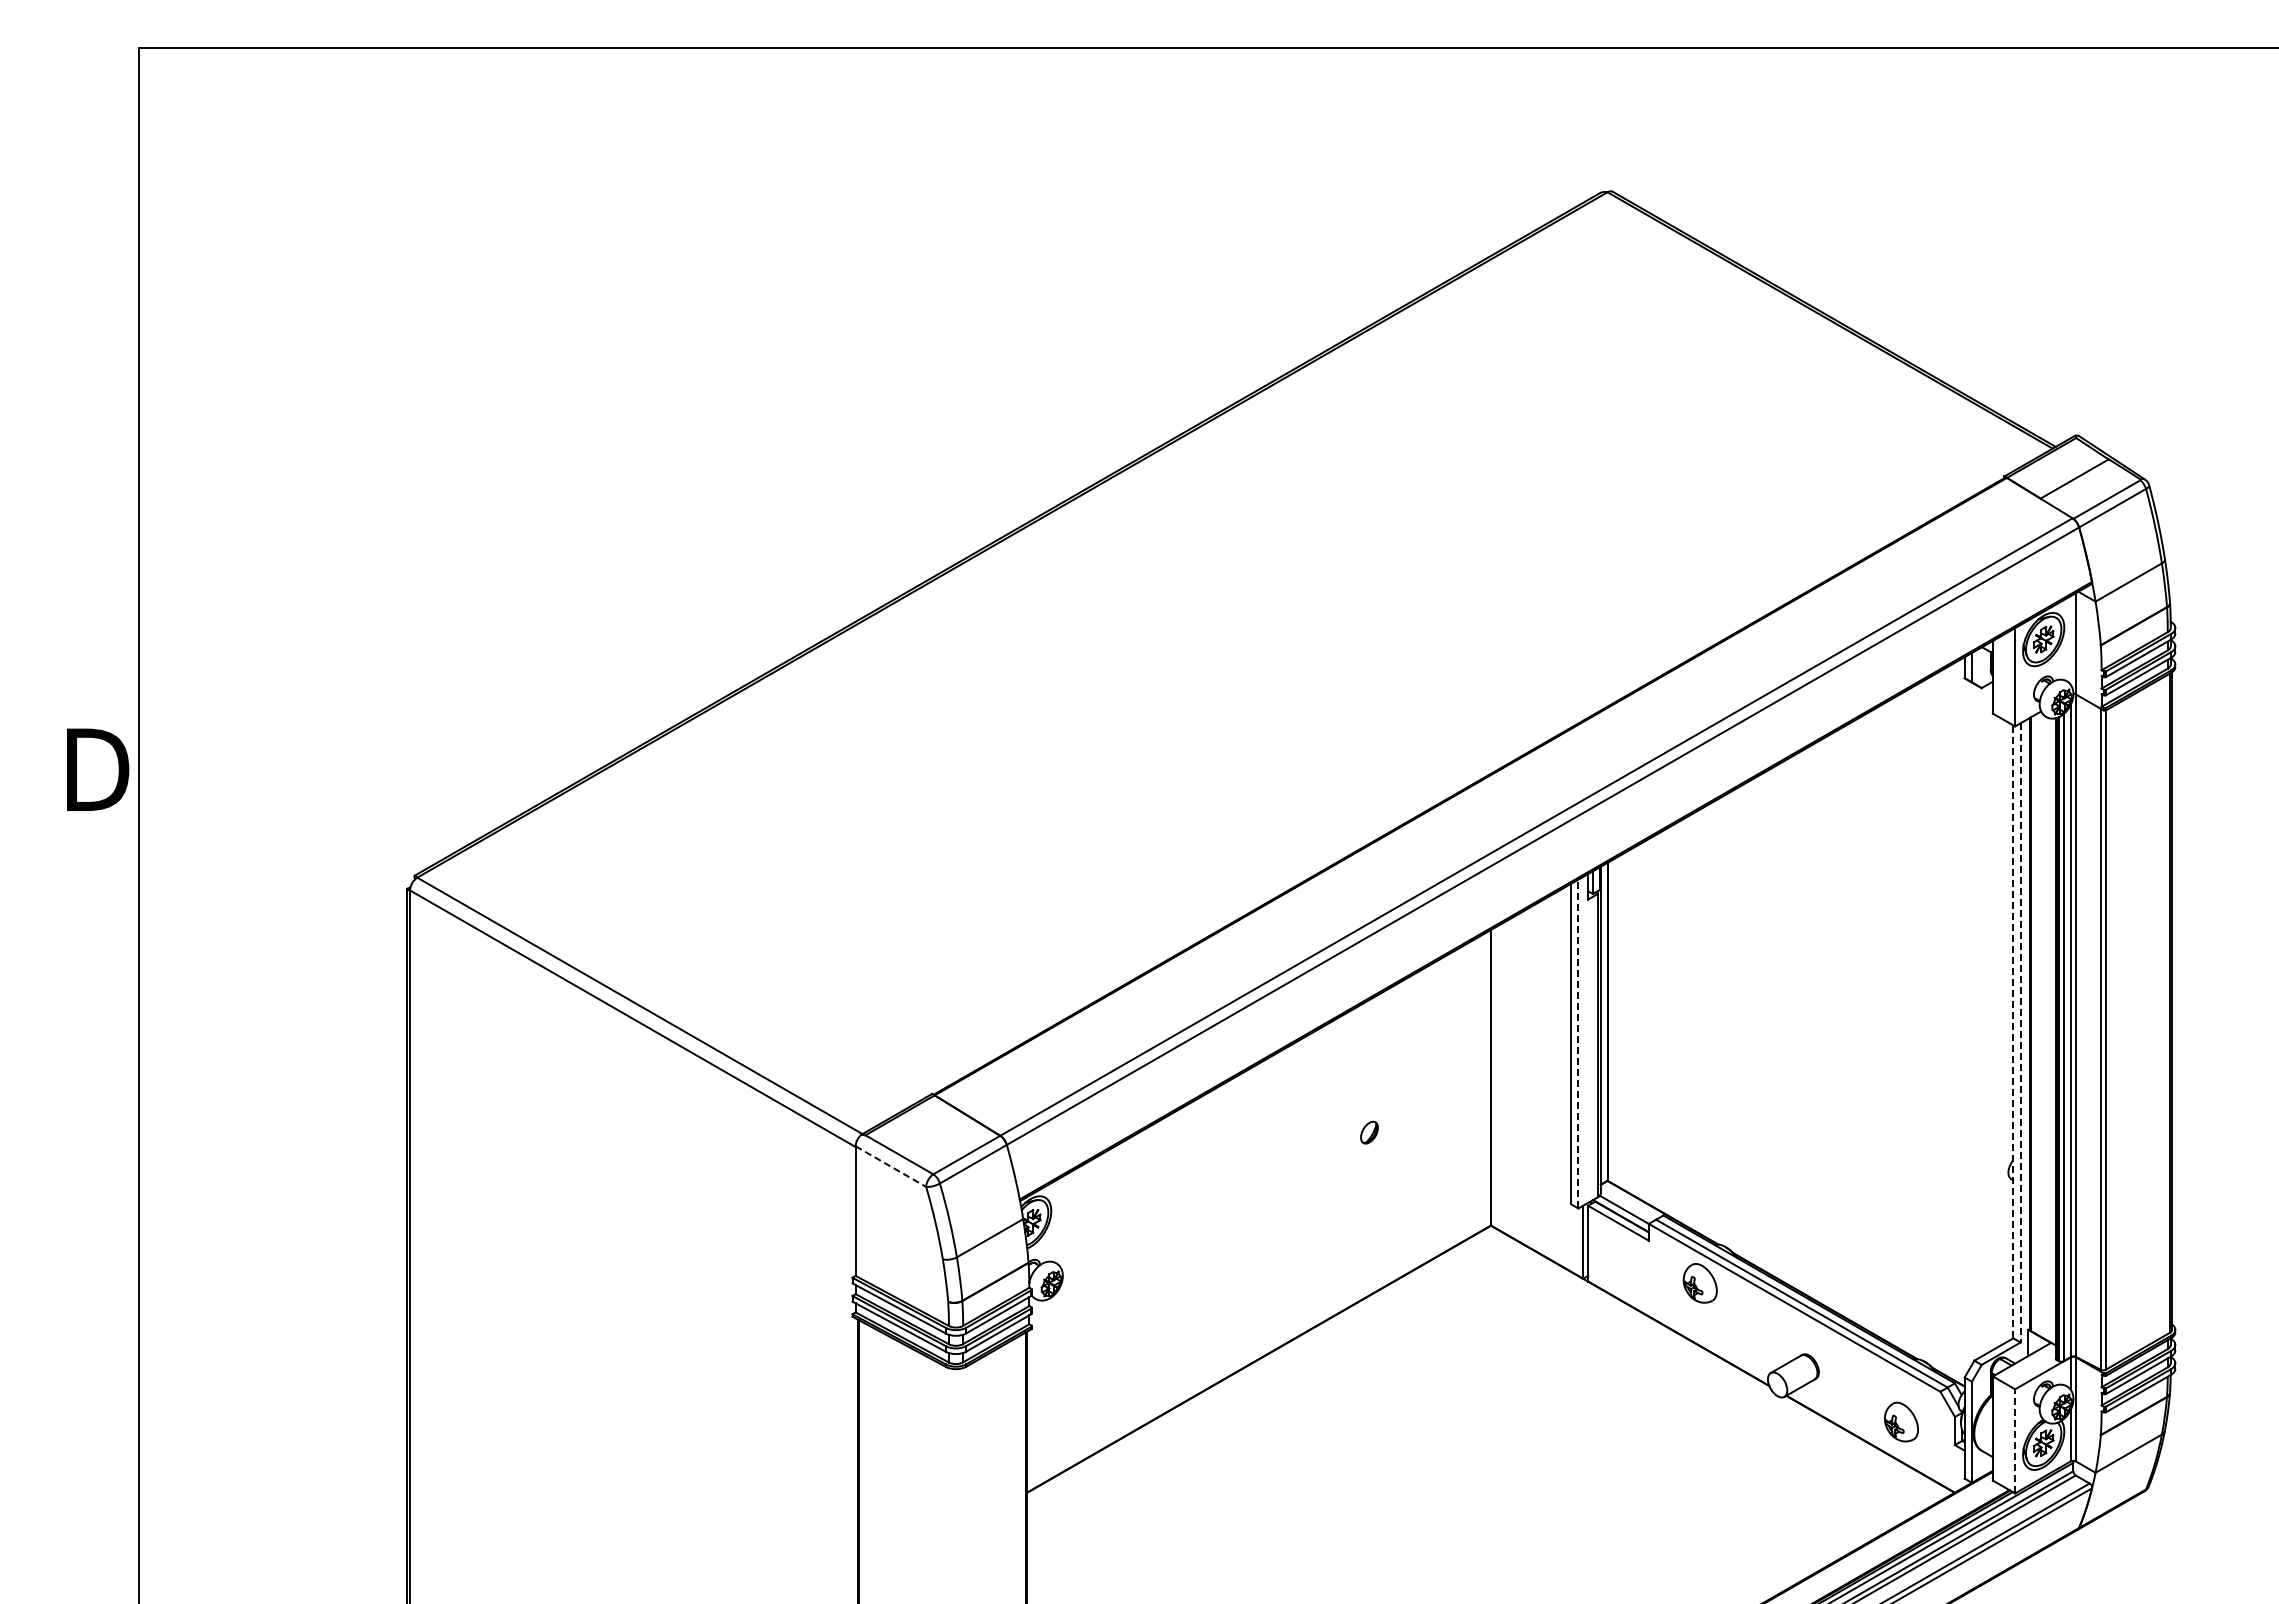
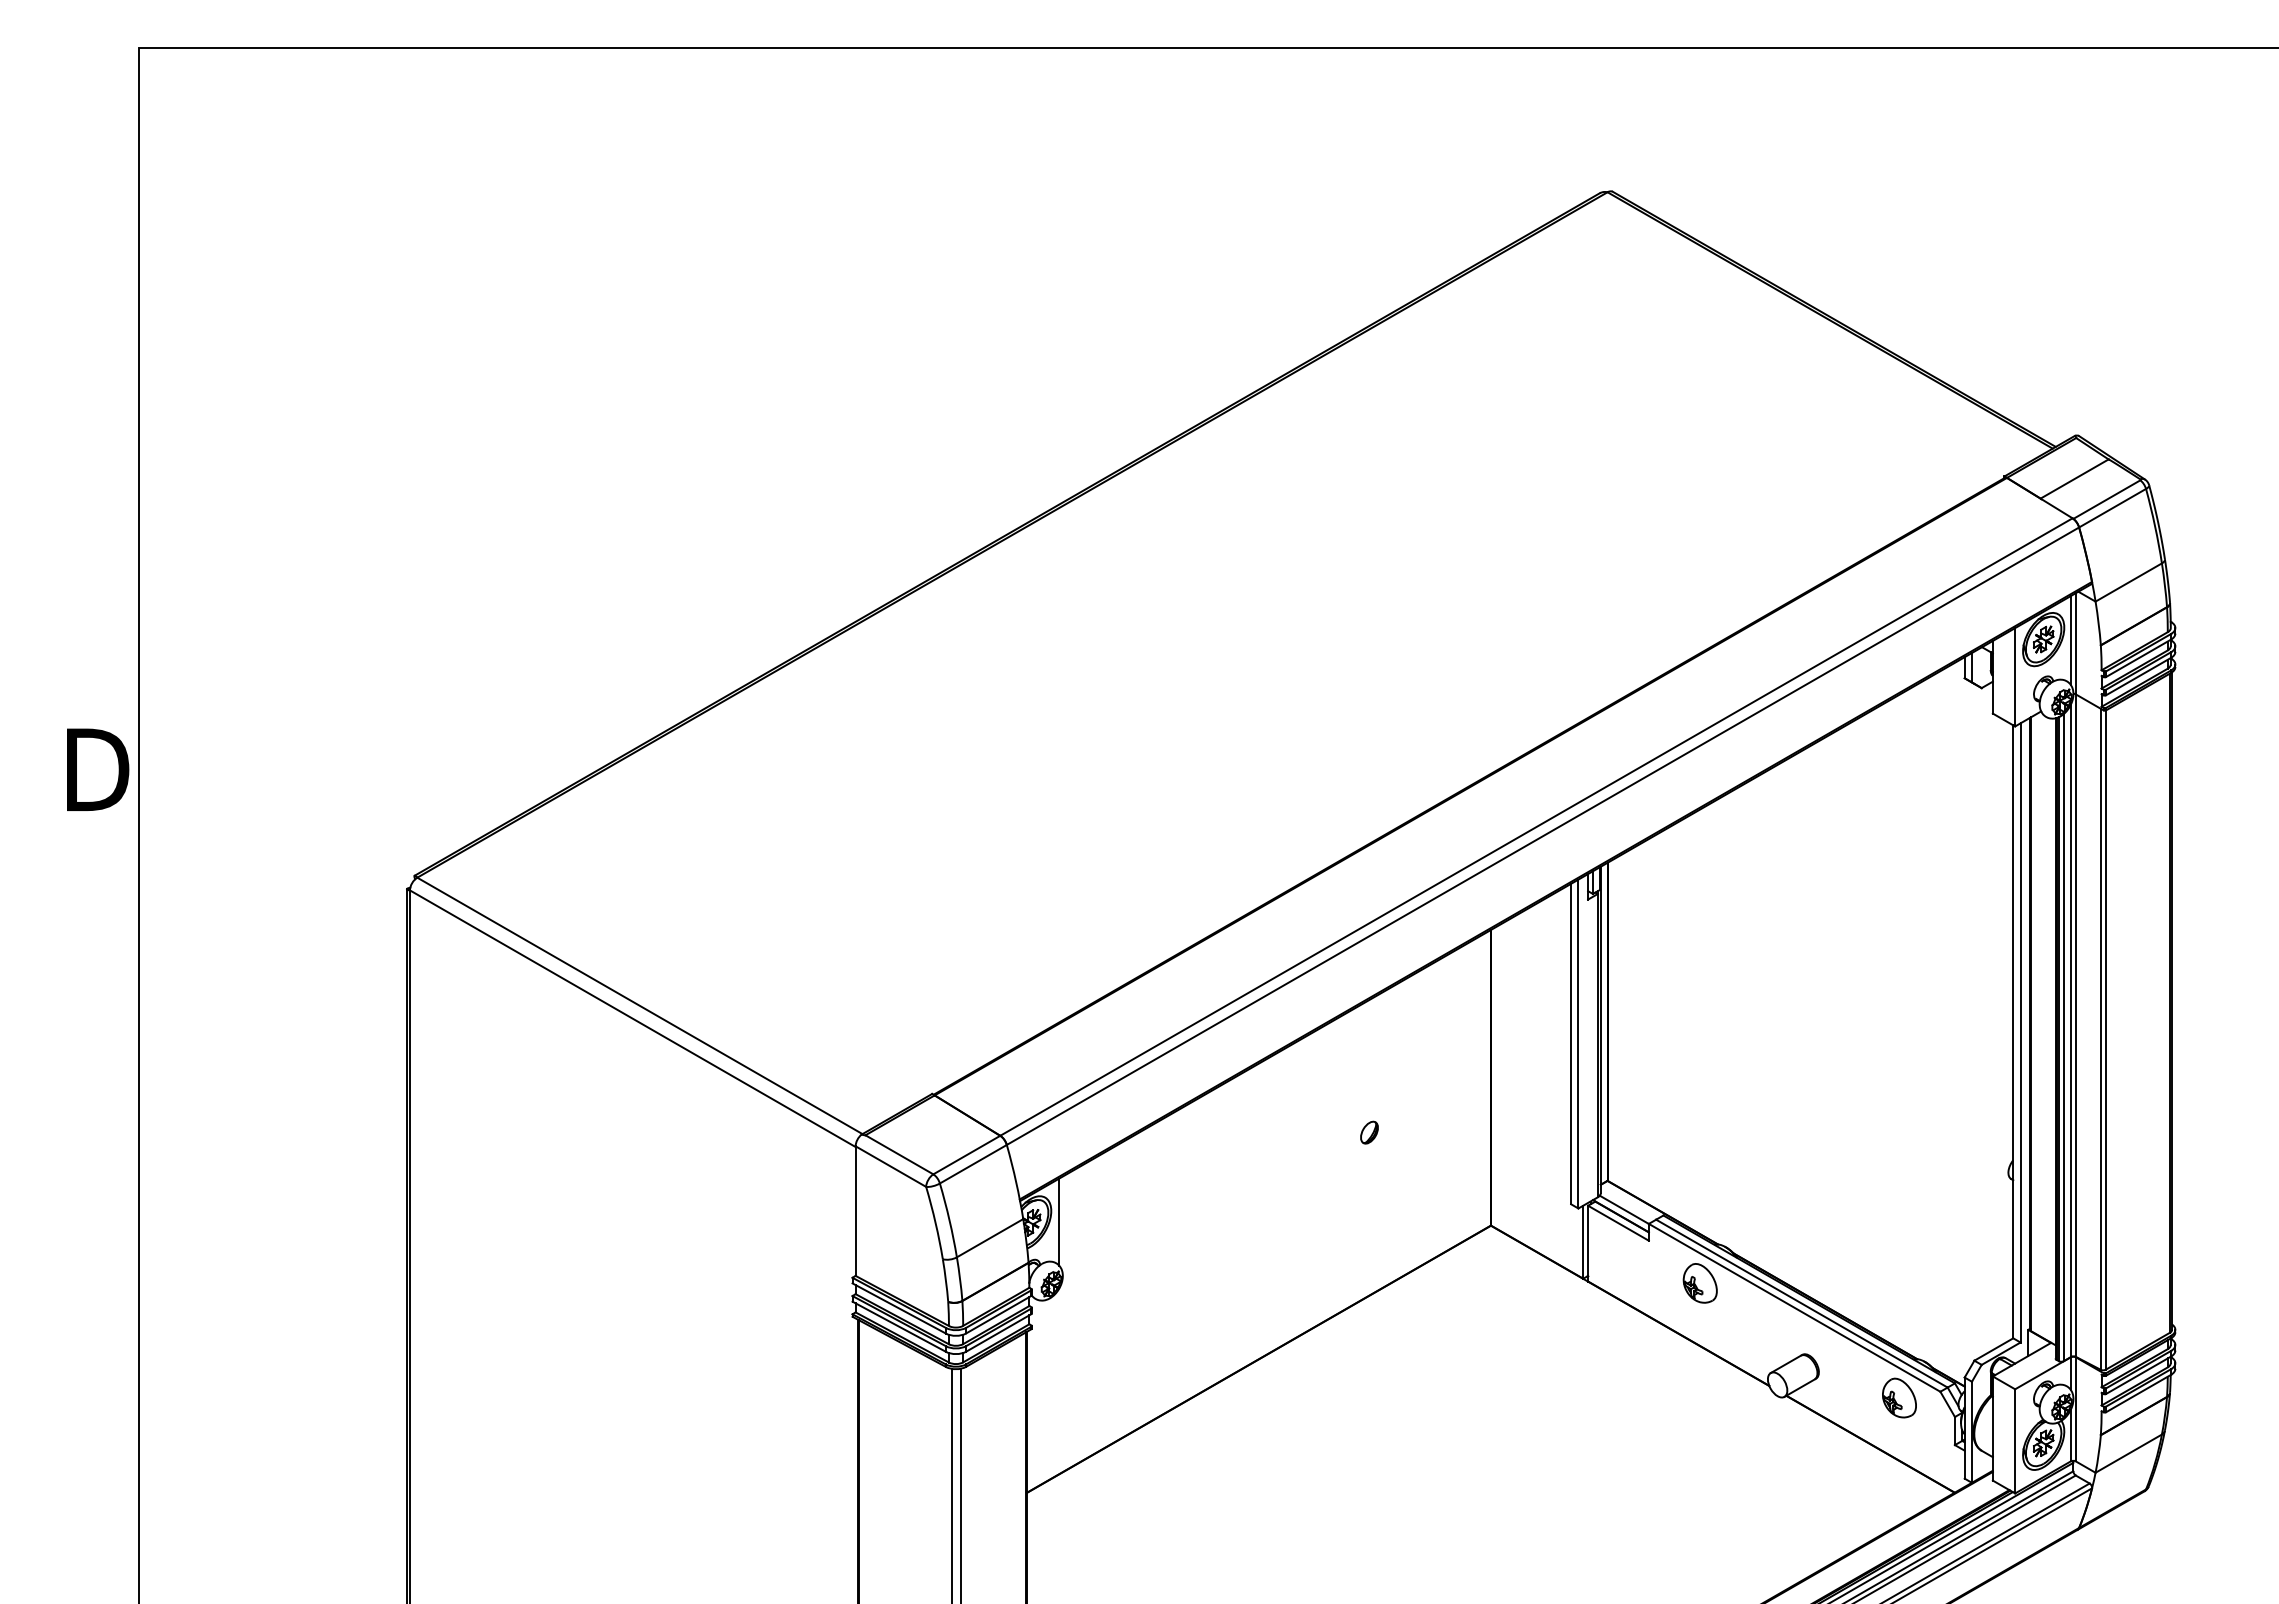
line: none -> present (2070, 640)
line: dashed -> solid (2013, 1031)
line: dashed -> solid (2020, 1032)
line: dashed -> solid (1578, 1043)
line: dashed -> solid (890, 1166)
line: none -> present (1059, 1221)
part position: (1901, 1421) -> (1899, 1397) (1899, 1397)
line: dashed -> solid (2015, 1440)
line: none -> present (951, 1484)
line: none -> present (961, 1484)
